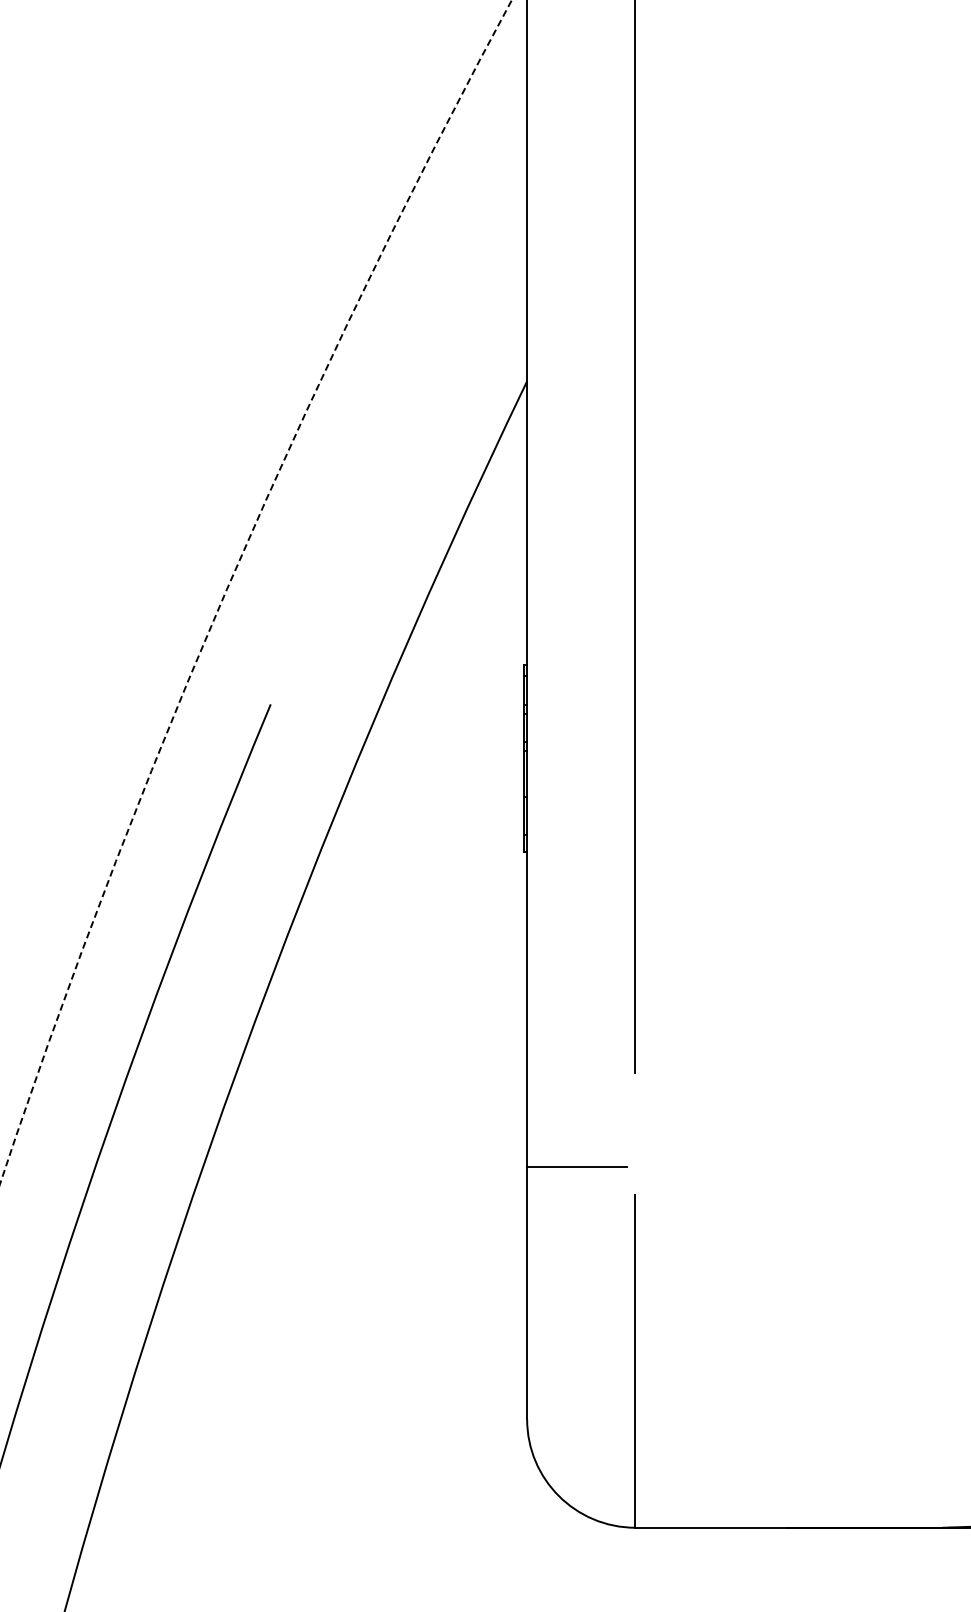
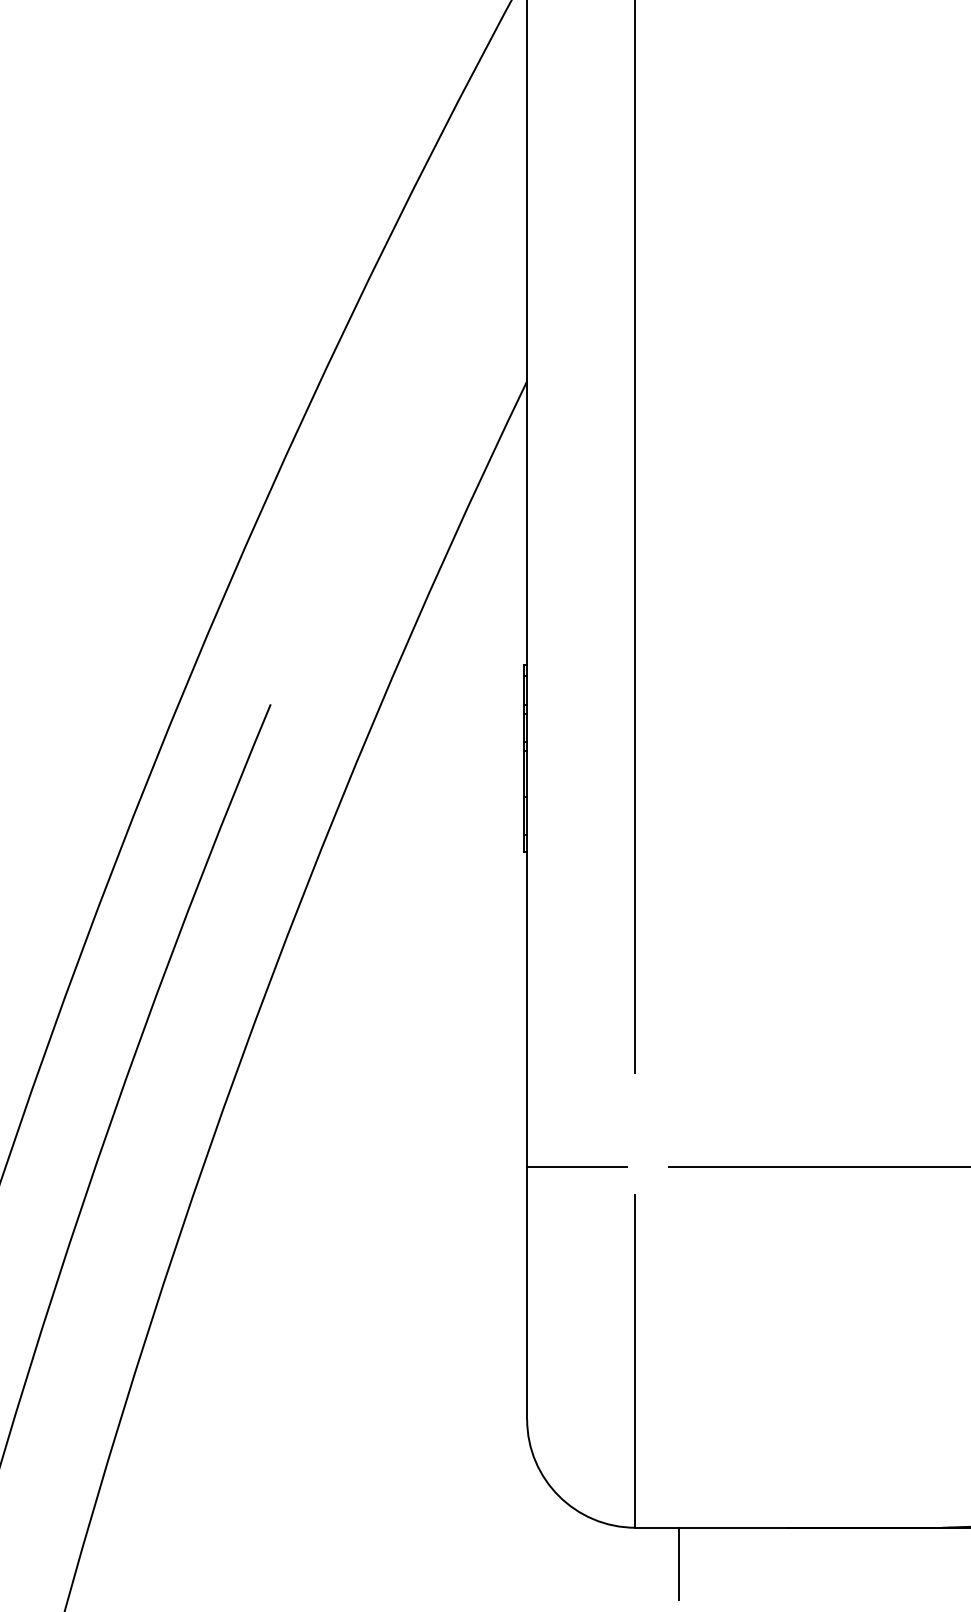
arc: dashed -> solid (230, 581)
line: none -> present (818, 1166)
line: none -> present (678, 1563)
